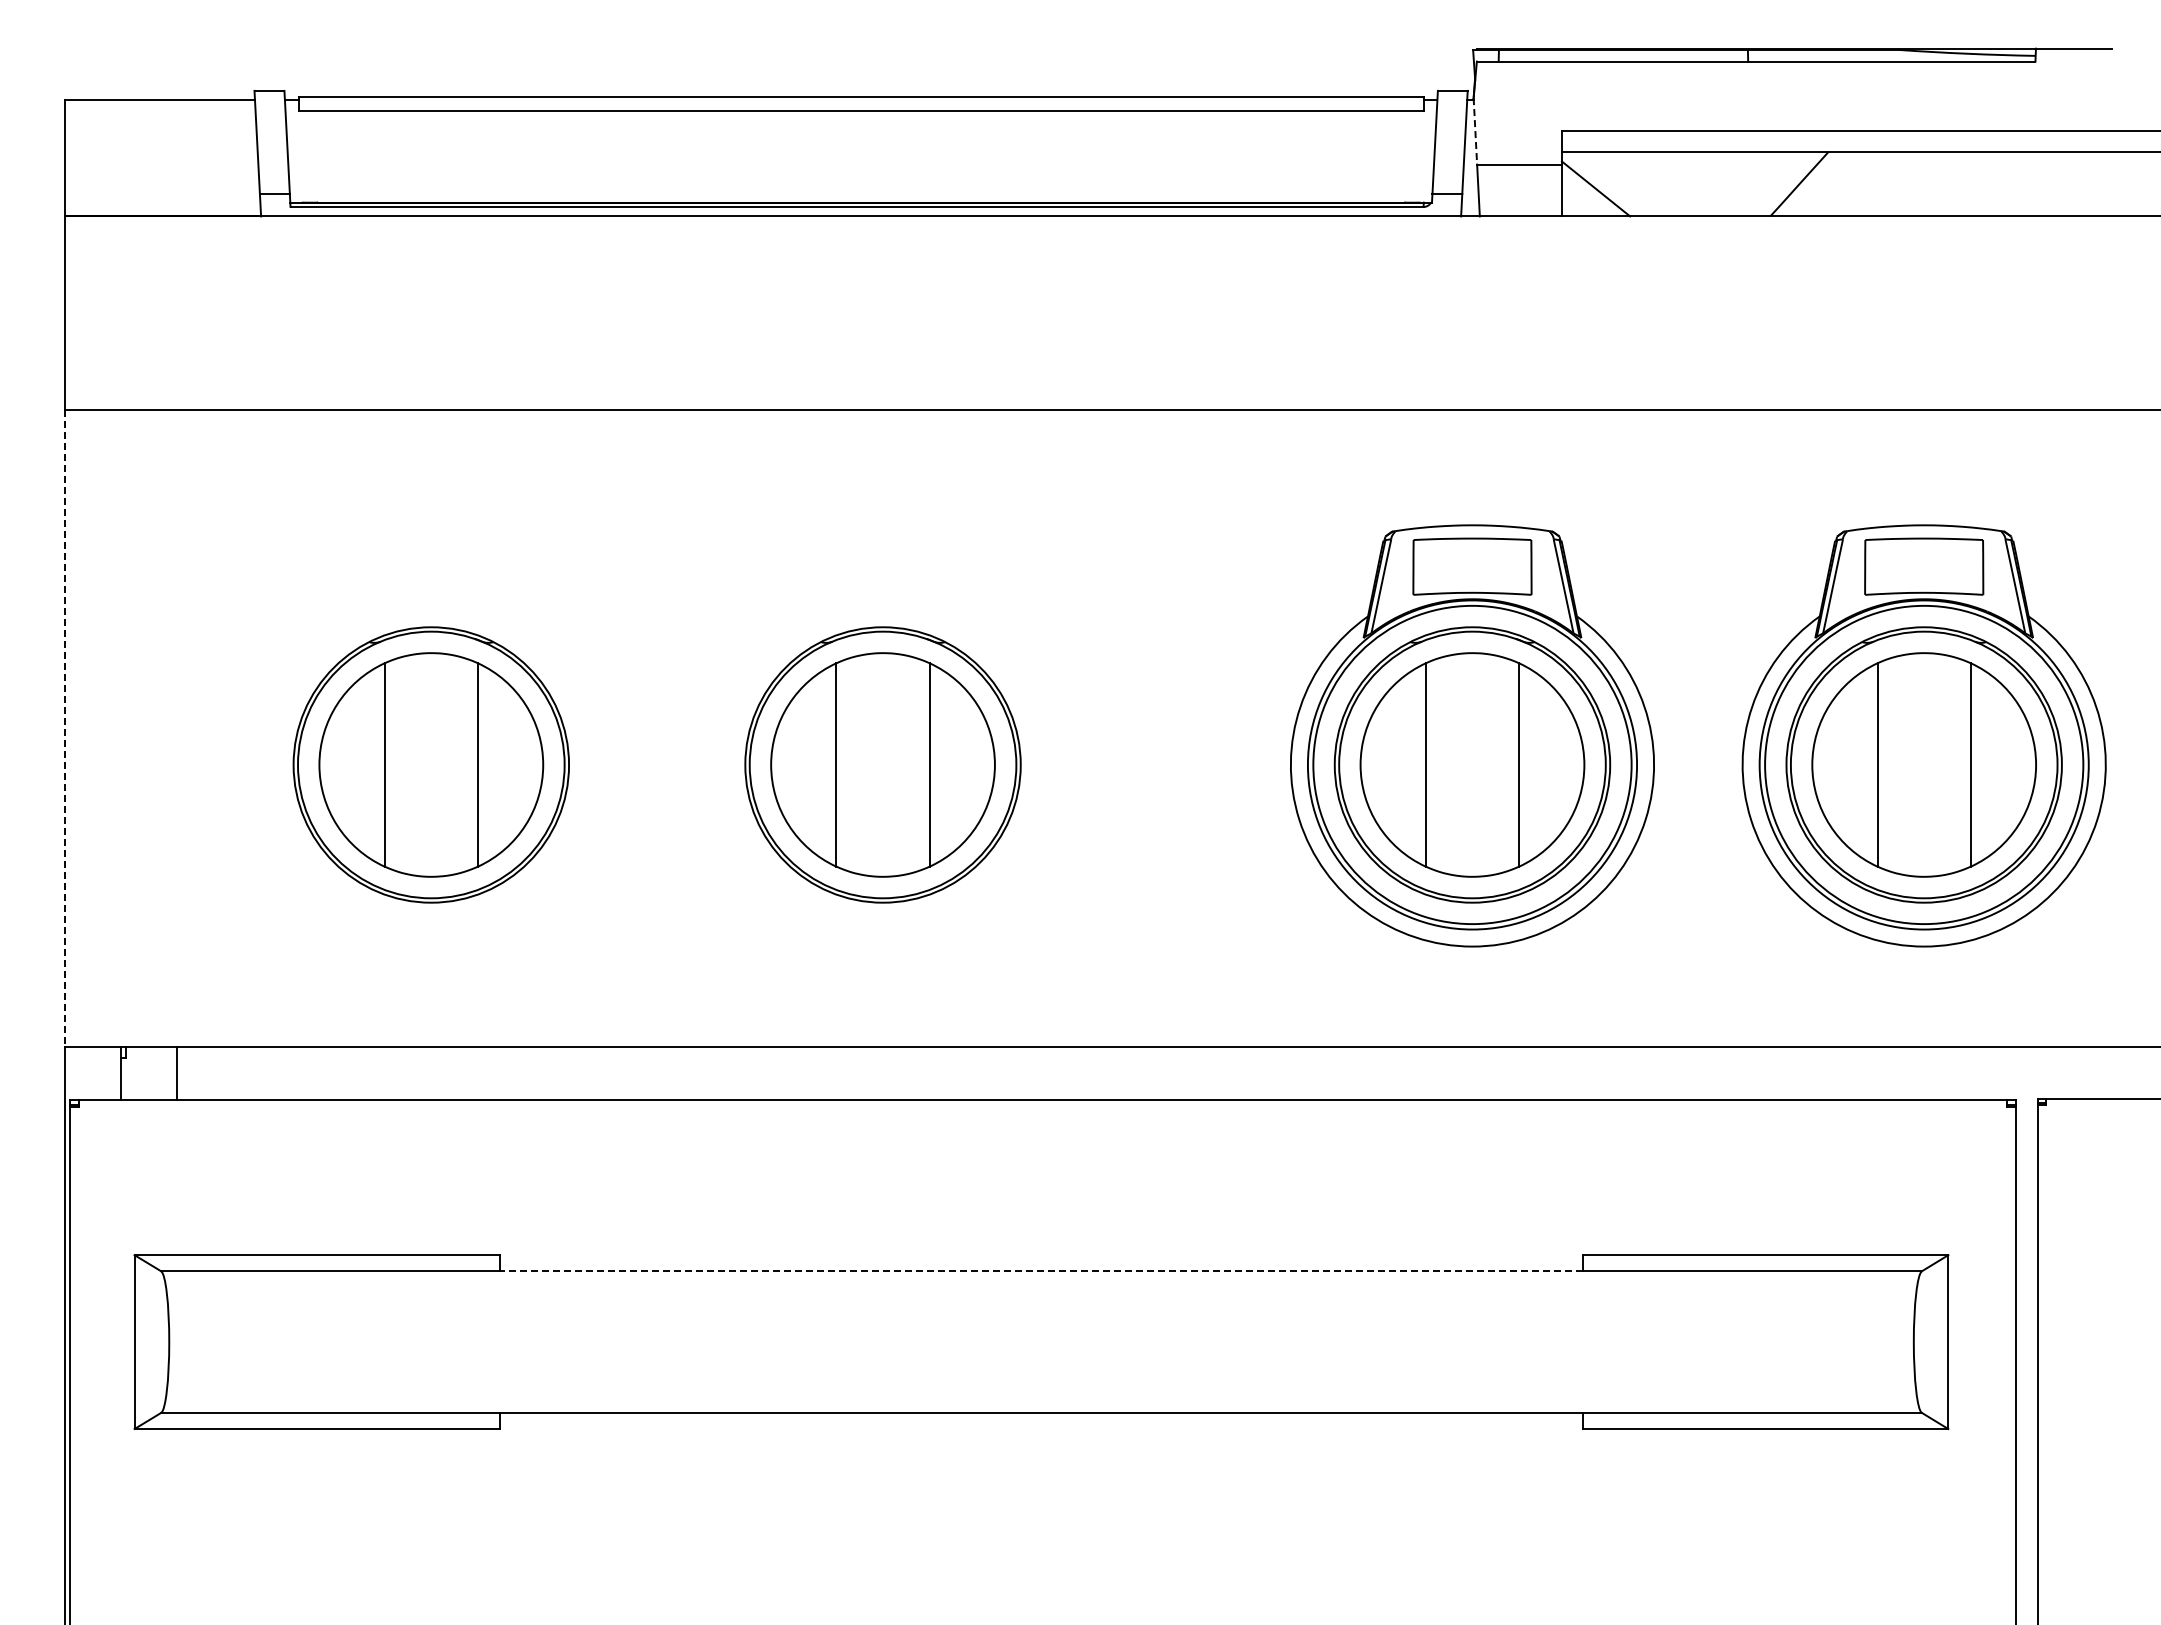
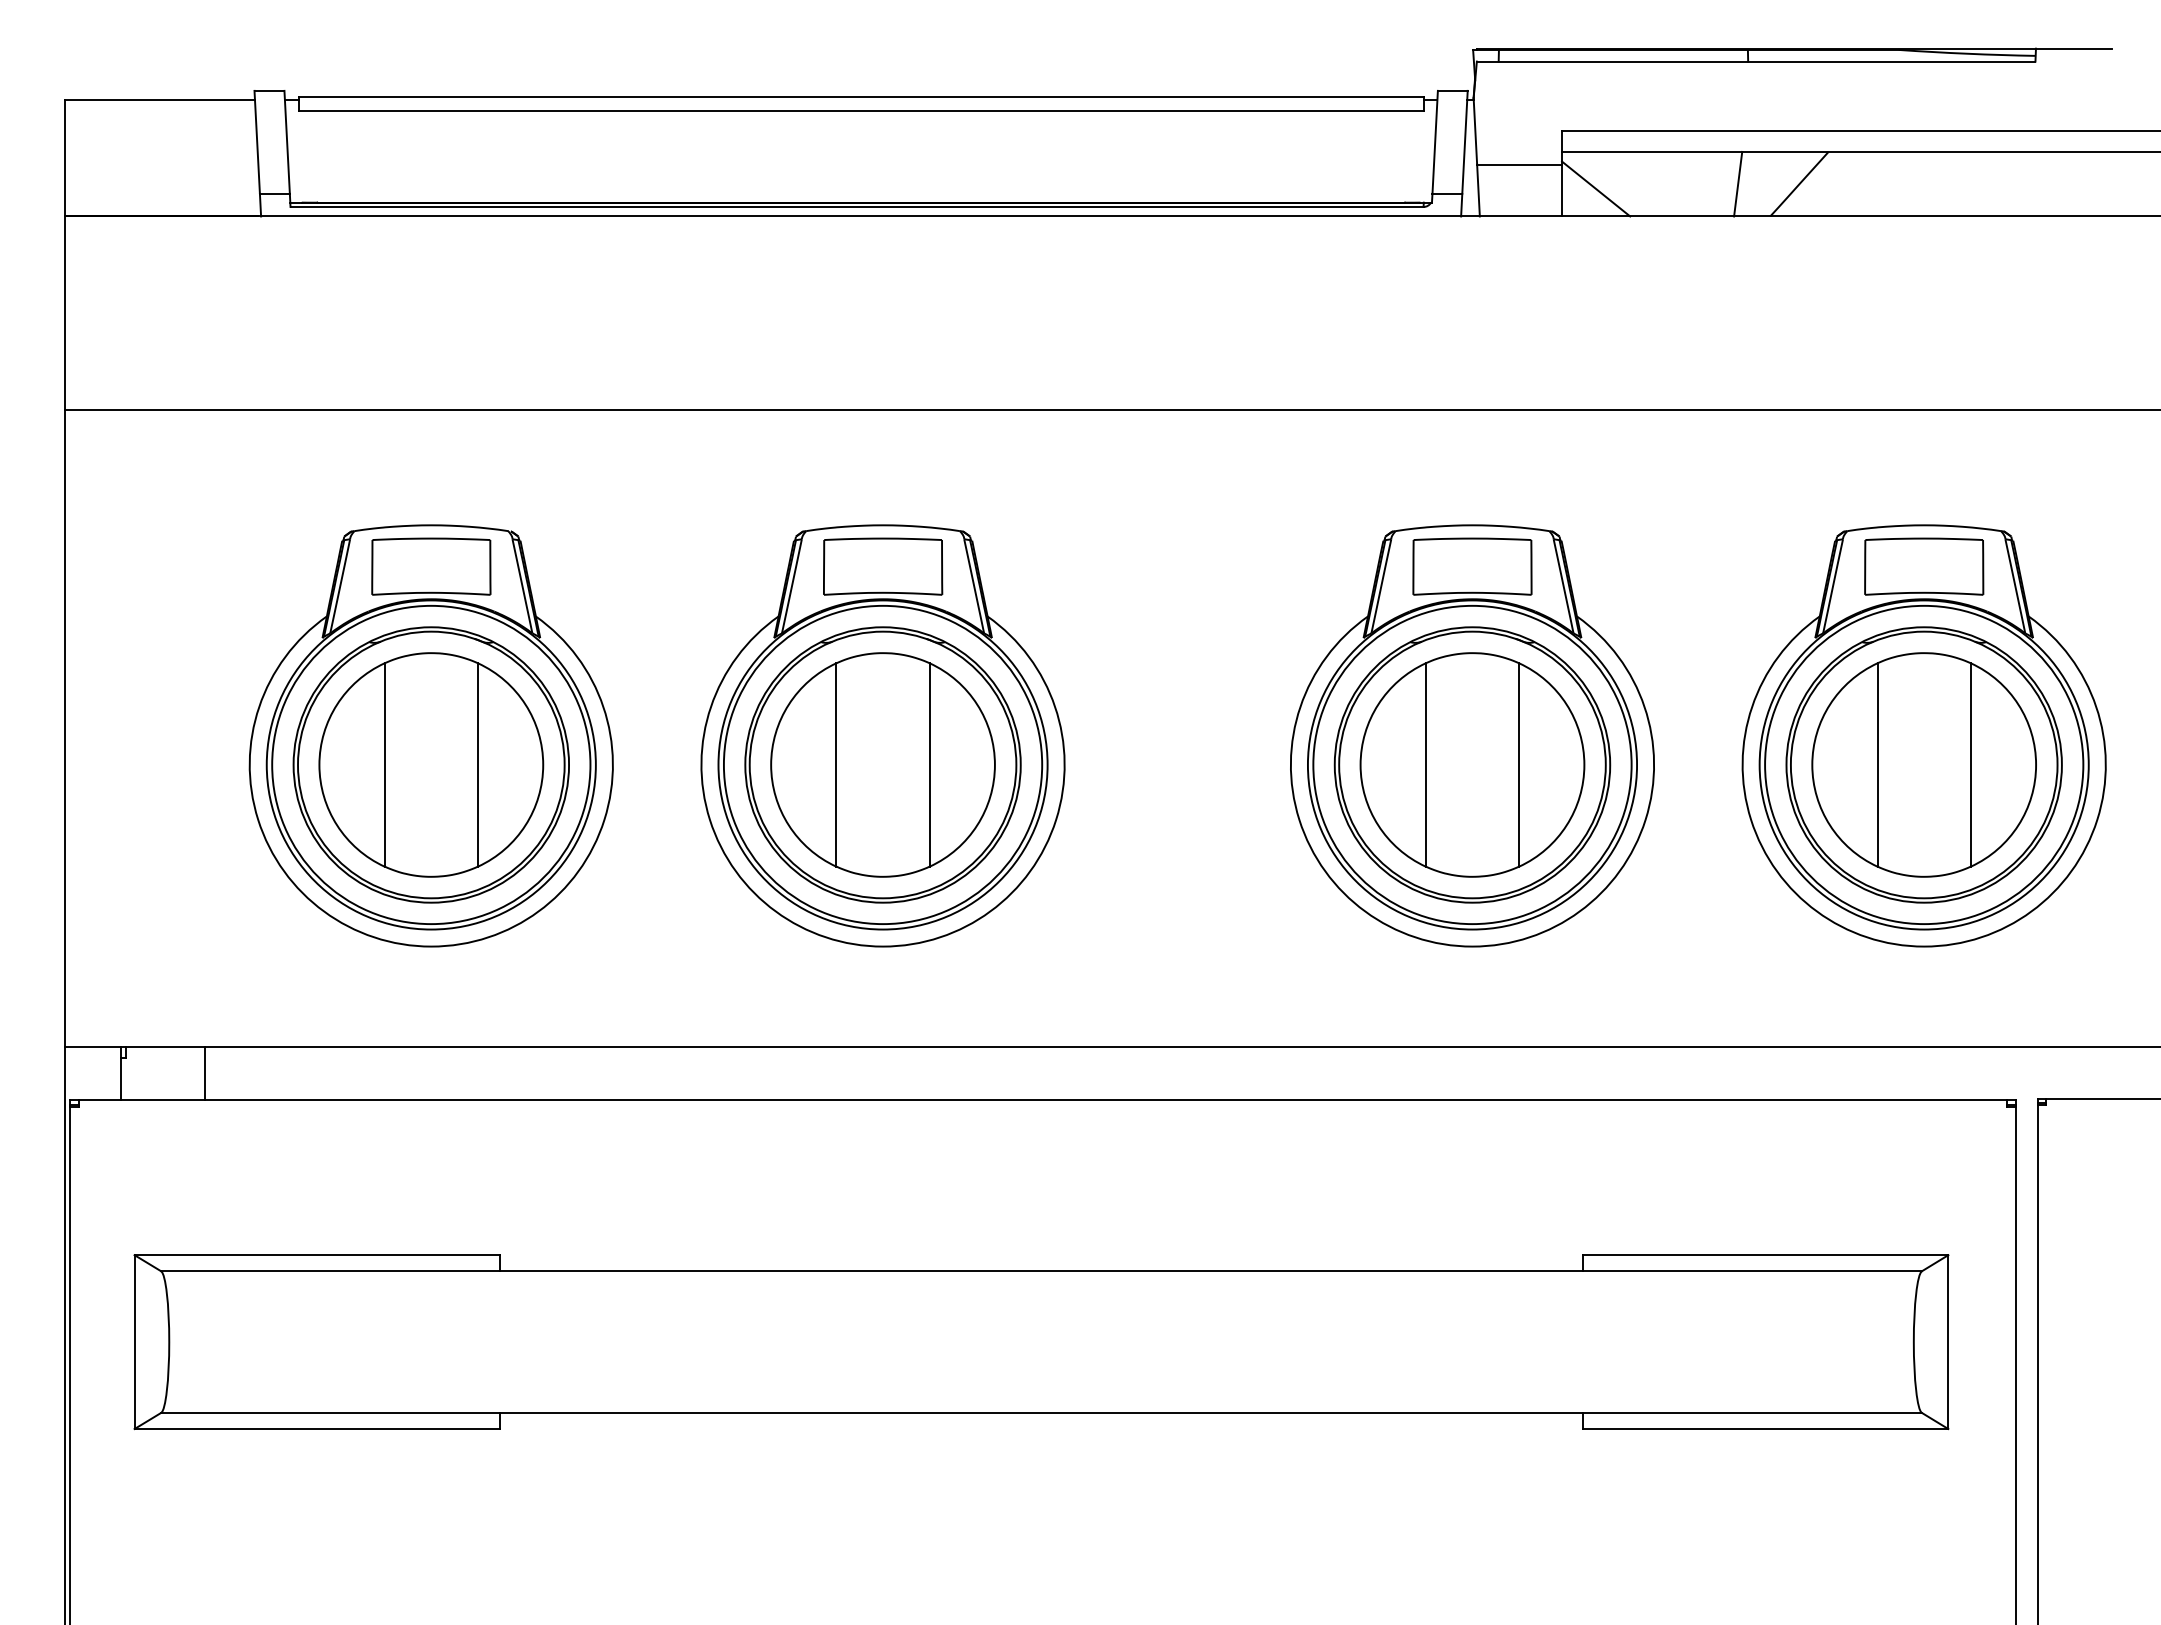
line: dashed -> solid (1475, 131)
line: none -> present (1738, 183)
line: dashed -> solid (64, 728)
part: none -> present (430, 735)
part: none -> present (882, 735)
line position: (176, 1073) -> (204, 1073) (204, 1073)
line: dashed -> solid (1040, 1271)
